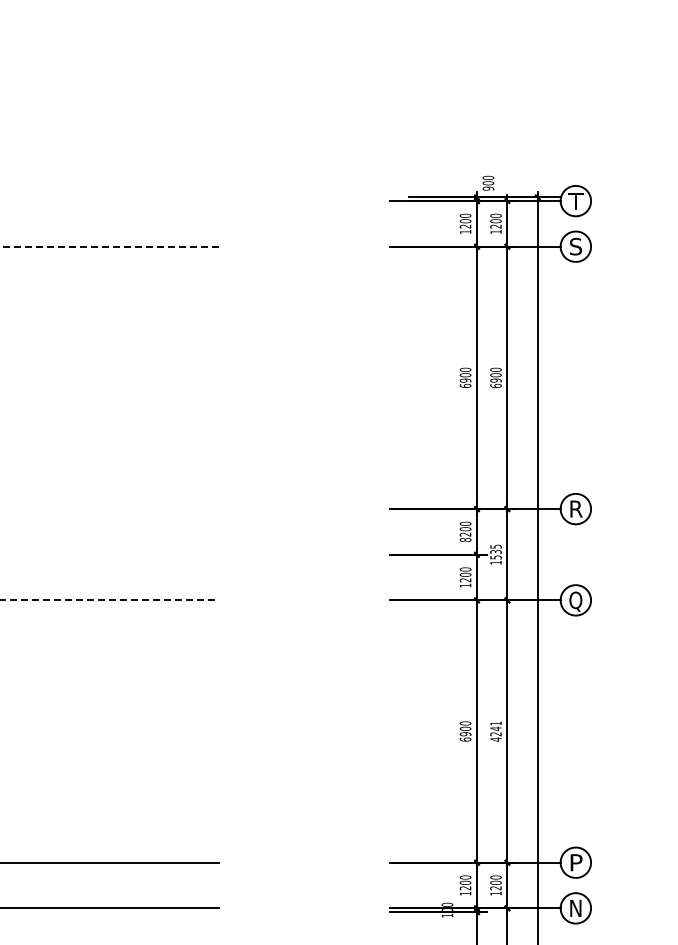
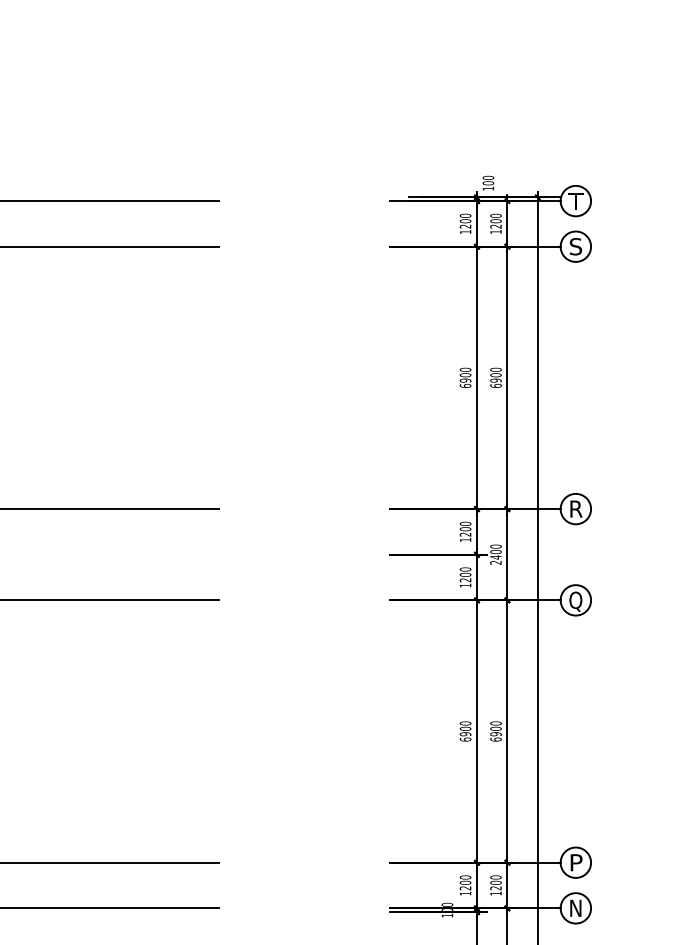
text: 900 -> 100 (488, 188)
line: none -> present (110, 201)
line: dashed -> solid (109, 246)
line: none -> present (110, 509)
text: 8200 -> 1200 (465, 539)
text: 1535 -> 2400 (495, 554)
line: dashed -> solid (110, 600)
text: 4241 -> 6900 (495, 731)
